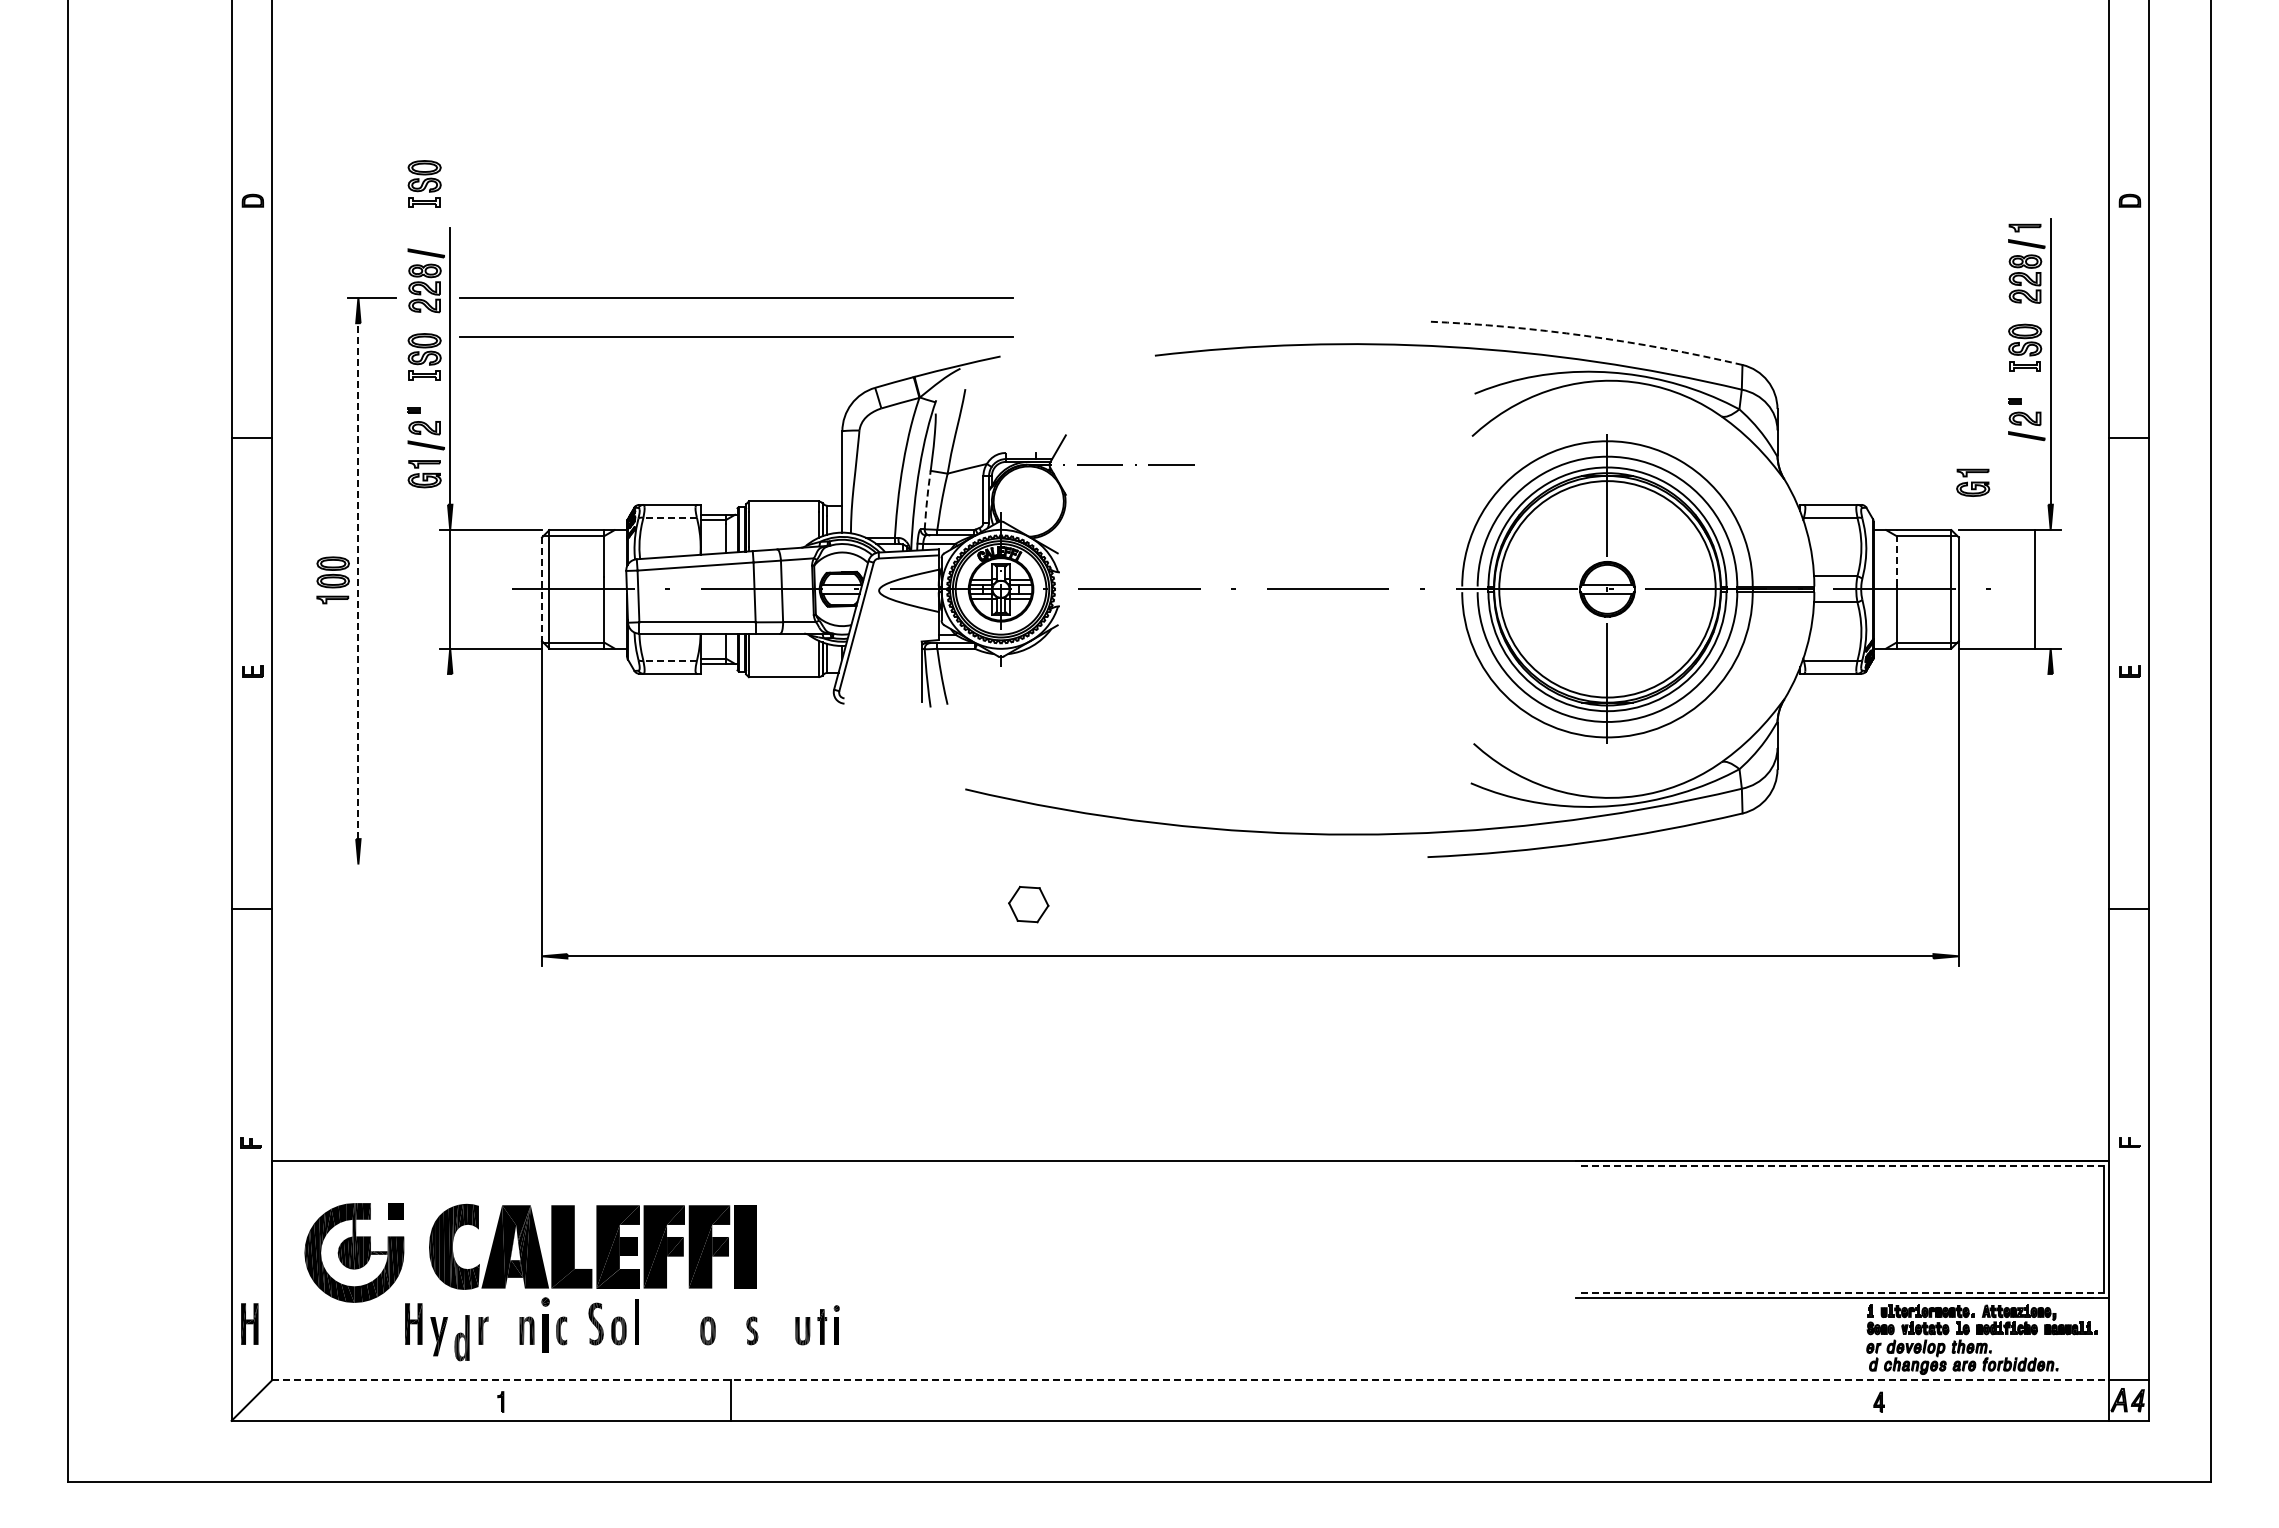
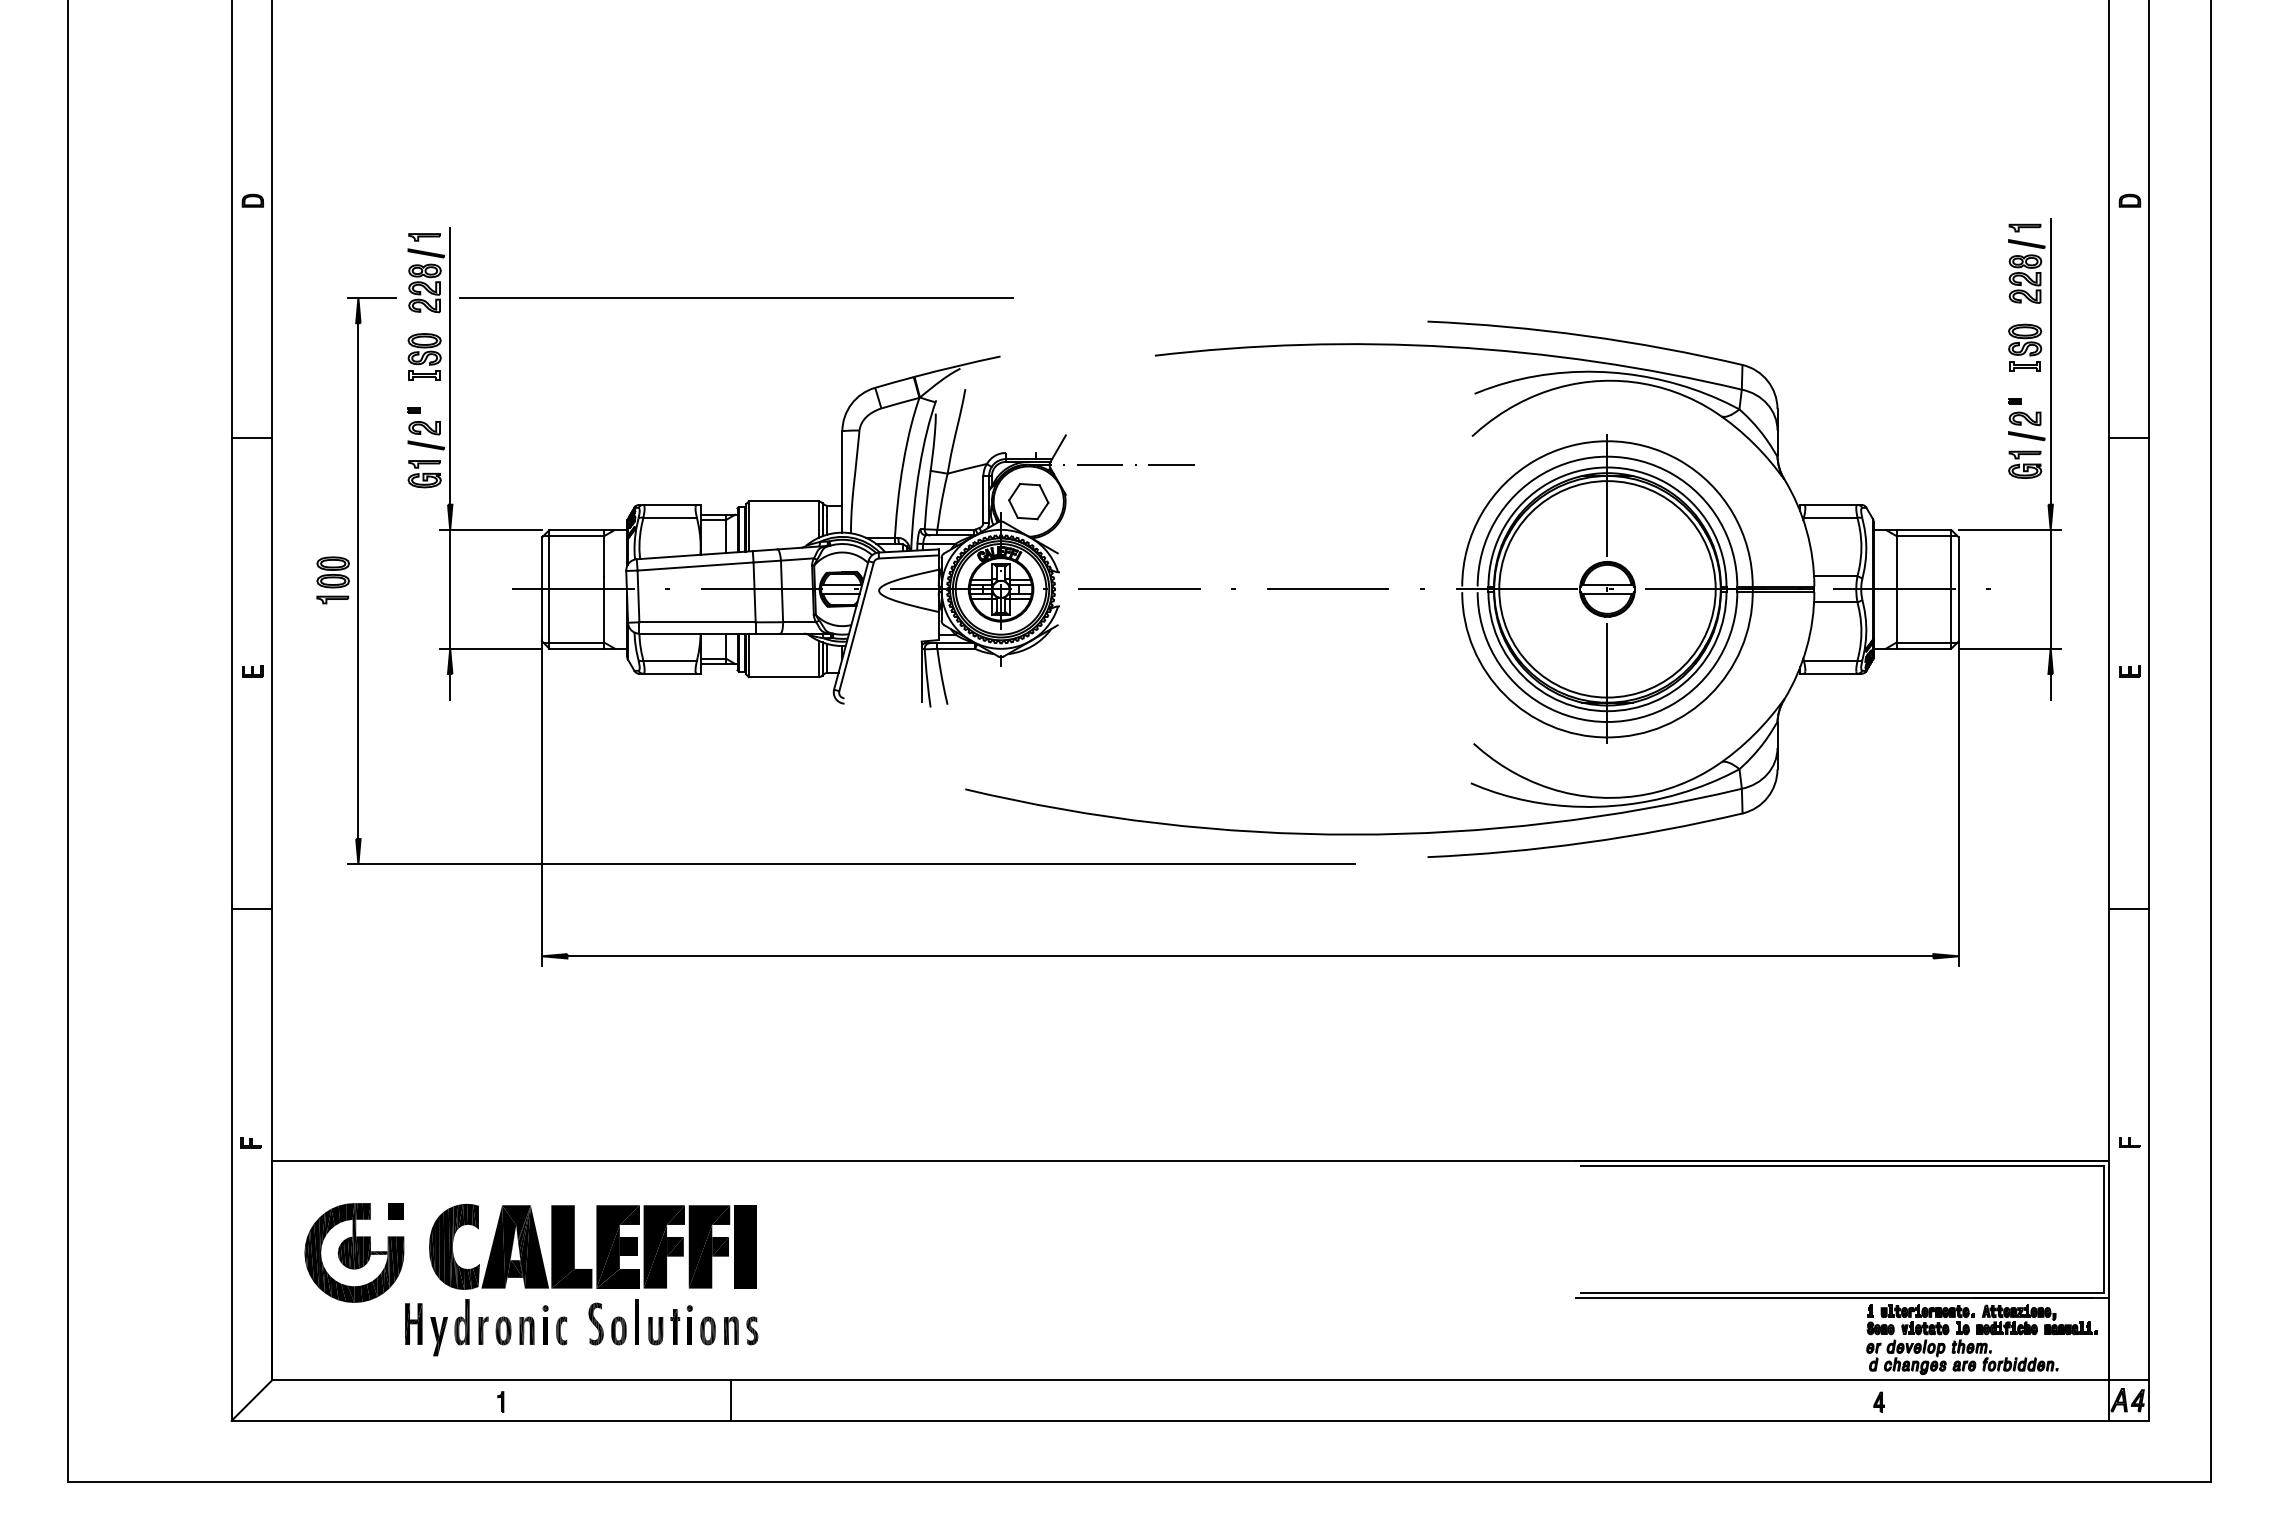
part: present -> none (424, 183)
part: none -> present (424, 237)
arc: dashed -> solid (1586, 335)
line: present -> none (736, 336)
part position: (1973, 482) -> (2025, 464) (2025, 464)
line: dashed -> solid (927, 499)
line: dashed -> solid (670, 517)
line: dashed -> solid (1896, 557)
line: dashed -> solid (358, 581)
line: dashed -> solid (542, 589)
line position: (2034, 589) -> (2050, 589) (2050, 589)
line: dashed -> solid (670, 660)
line: none -> present (450, 686)
line: none -> present (2050, 686)
line: none -> present (851, 864)
part position: (1028, 904) -> (1028, 501) (1028, 501)
line: dashed -> solid (1842, 1165)
line: dashed -> solid (1842, 1293)
part: present -> none (249, 1323)
part size: 9x56 px -> 7x40 px (545, 1324)
part position: (817, 1325) -> (670, 1325) (670, 1325)
part: none -> present (503, 1330)
part: none -> present (731, 1330)
part position: (461, 1338) -> (461, 1322) (461, 1322)
line: dashed -> solid (1191, 1380)
